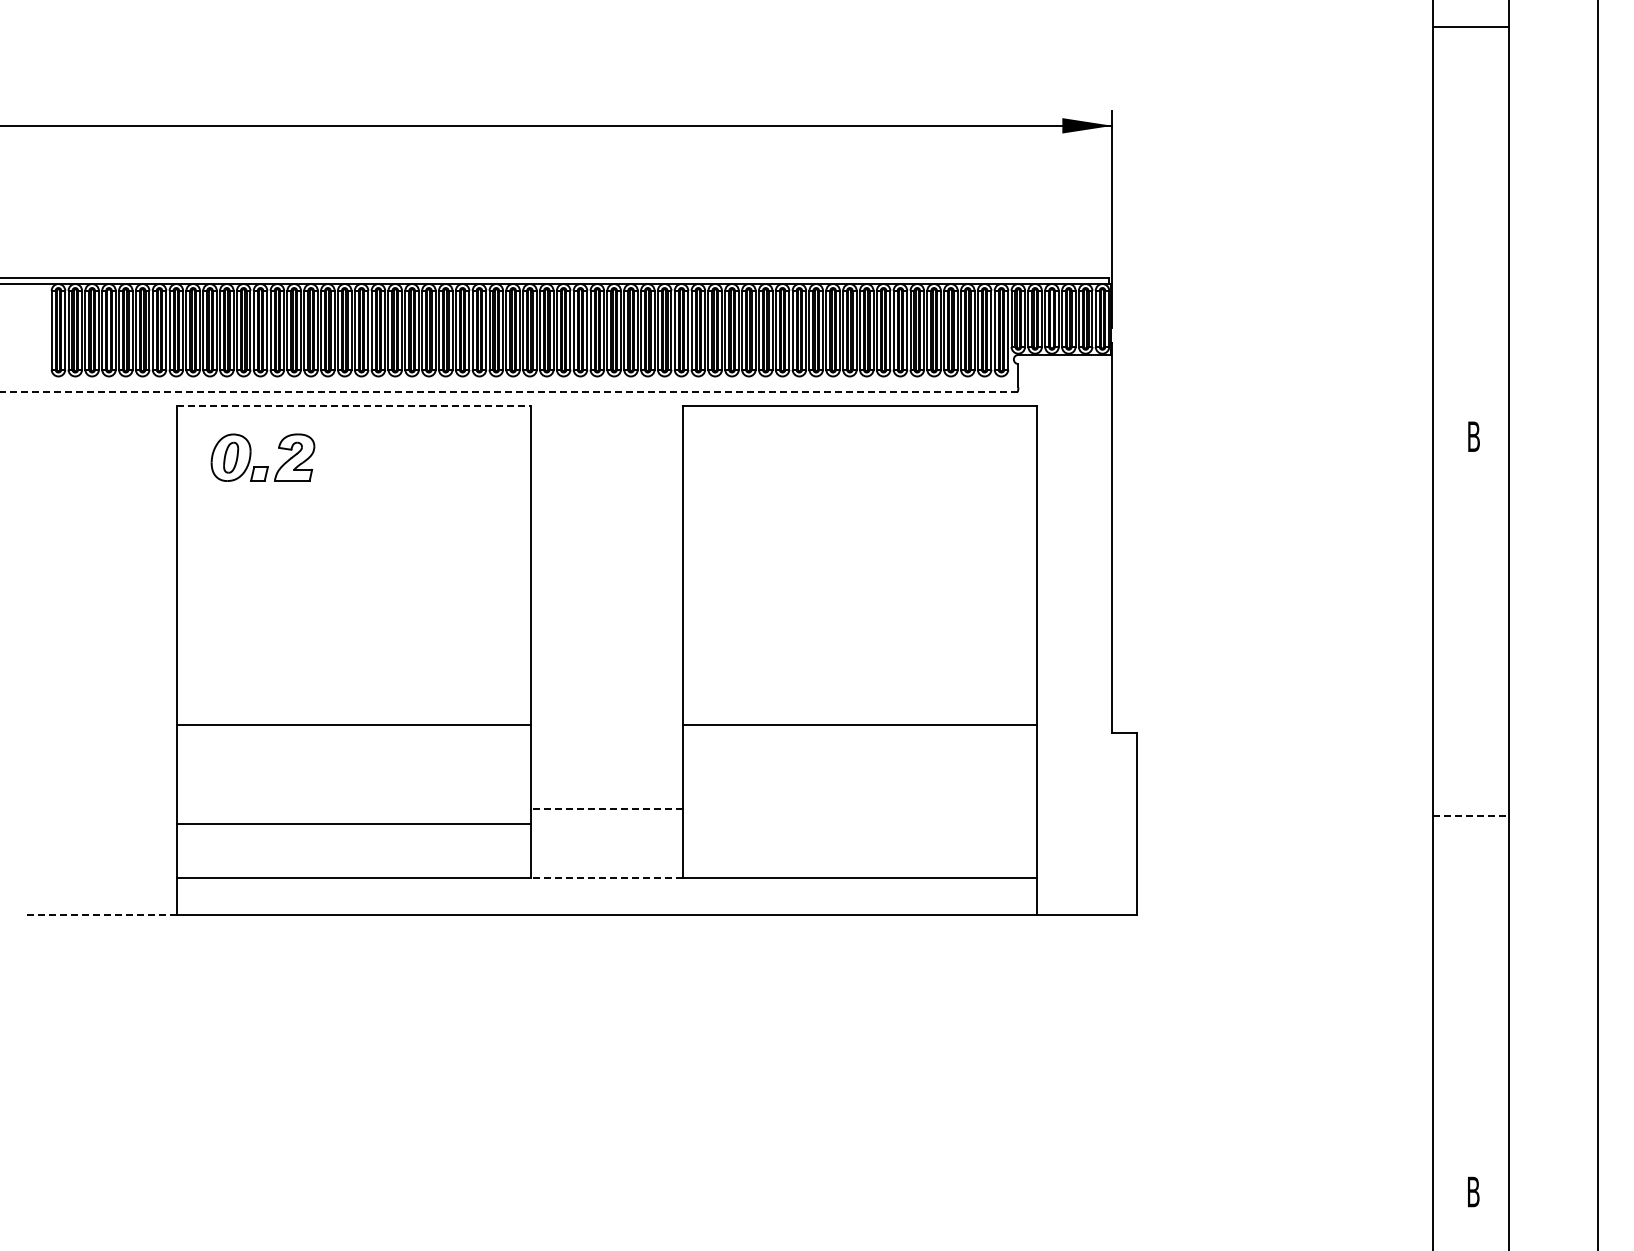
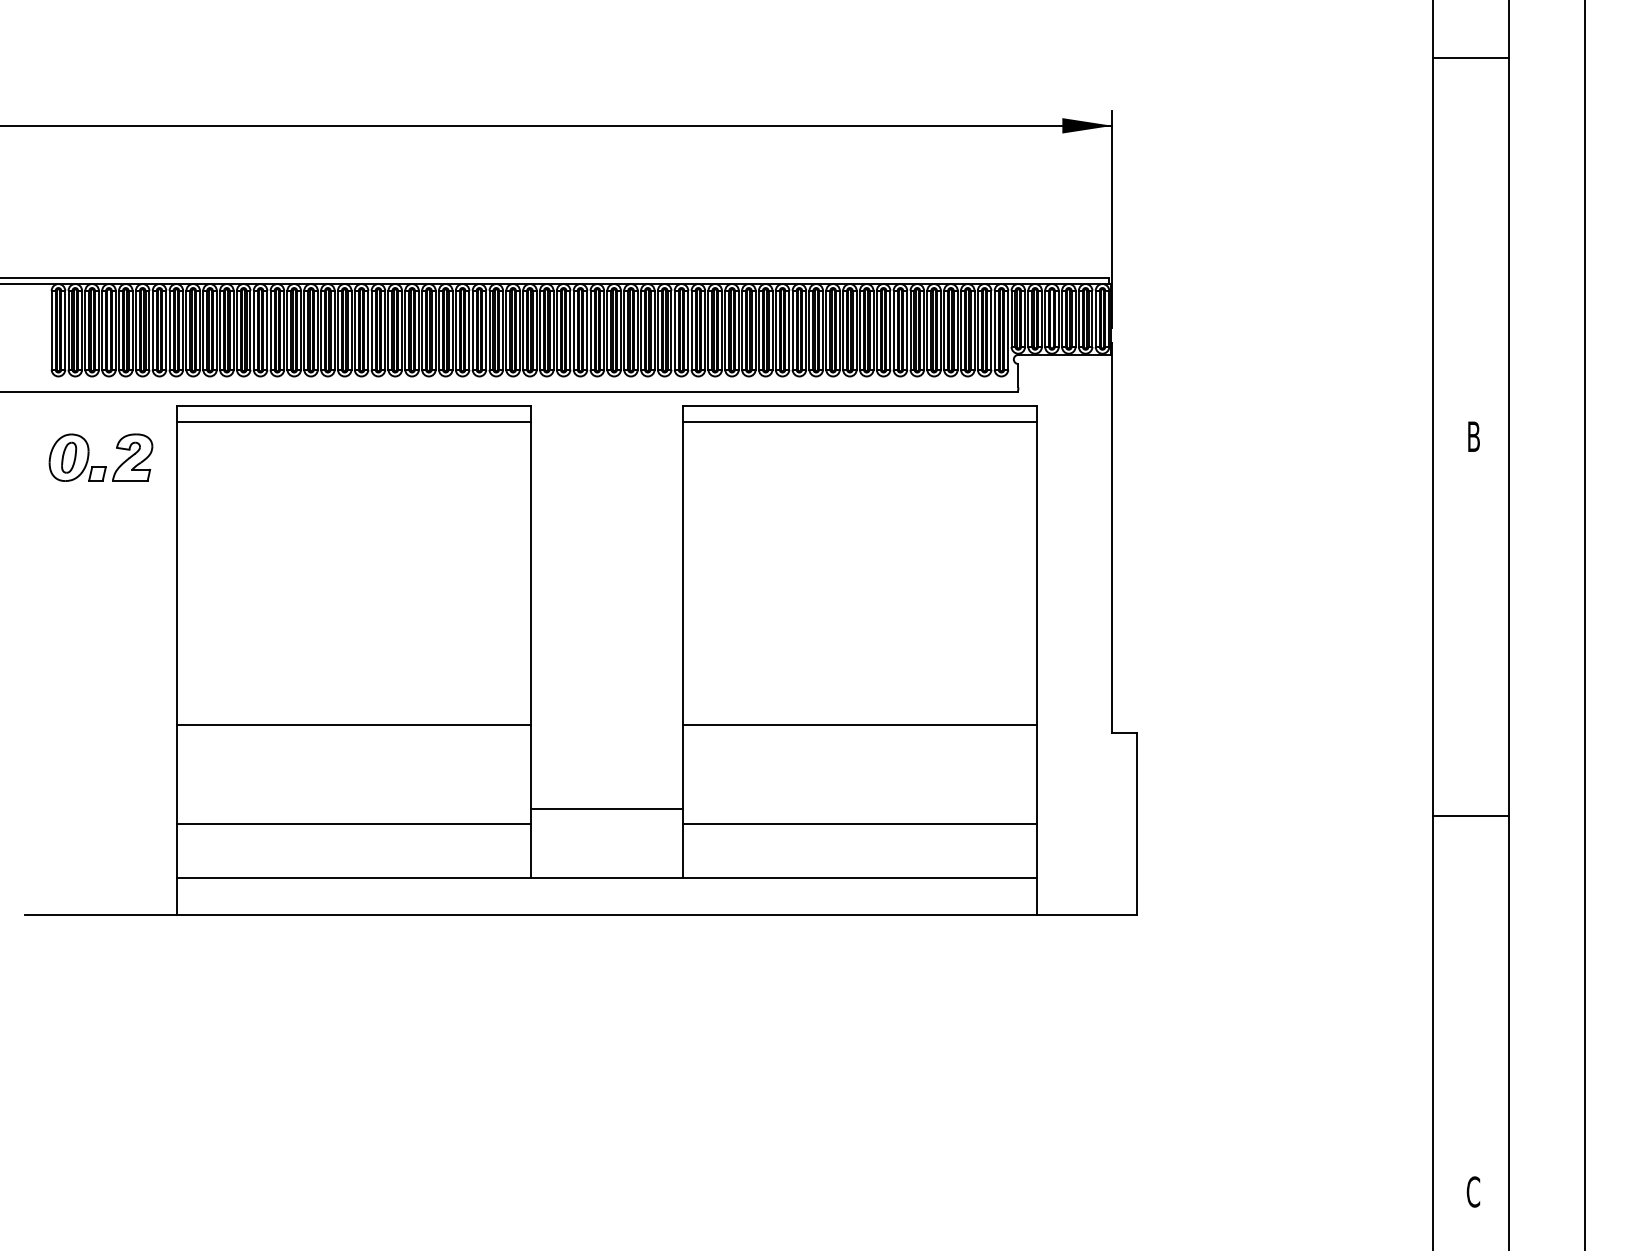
line position: (1471, 26) -> (1471, 57) (1471, 57)
line: dashed -> solid (509, 392)
line: dashed -> solid (353, 406)
line: none -> present (353, 421)
line: none -> present (859, 421)
part position: (262, 466) -> (100, 466) (100, 466)
line position: (1597, 624) -> (1584, 624) (1584, 624)
line: dashed -> solid (606, 808)
line: dashed -> solid (1471, 816)
line: none -> present (859, 823)
line: dashed -> solid (606, 878)
line: dashed -> solid (101, 914)
text: B -> C (1473, 1191)
